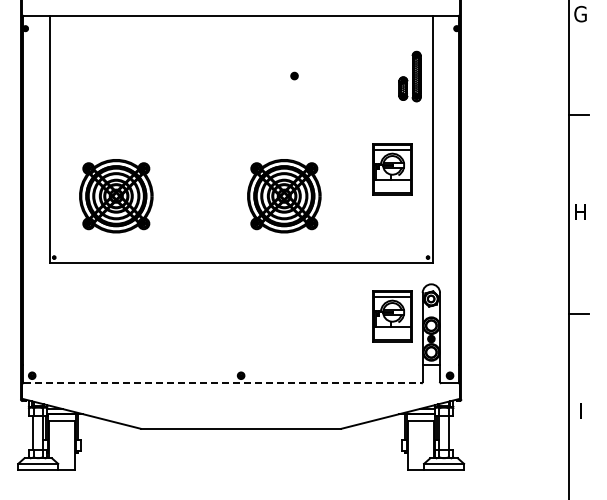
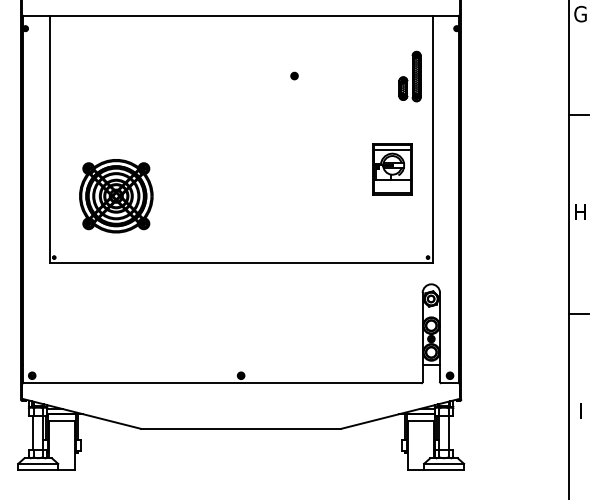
part: present -> none (284, 196)
part: present -> none (392, 316)
line: dashed -> solid (223, 383)
